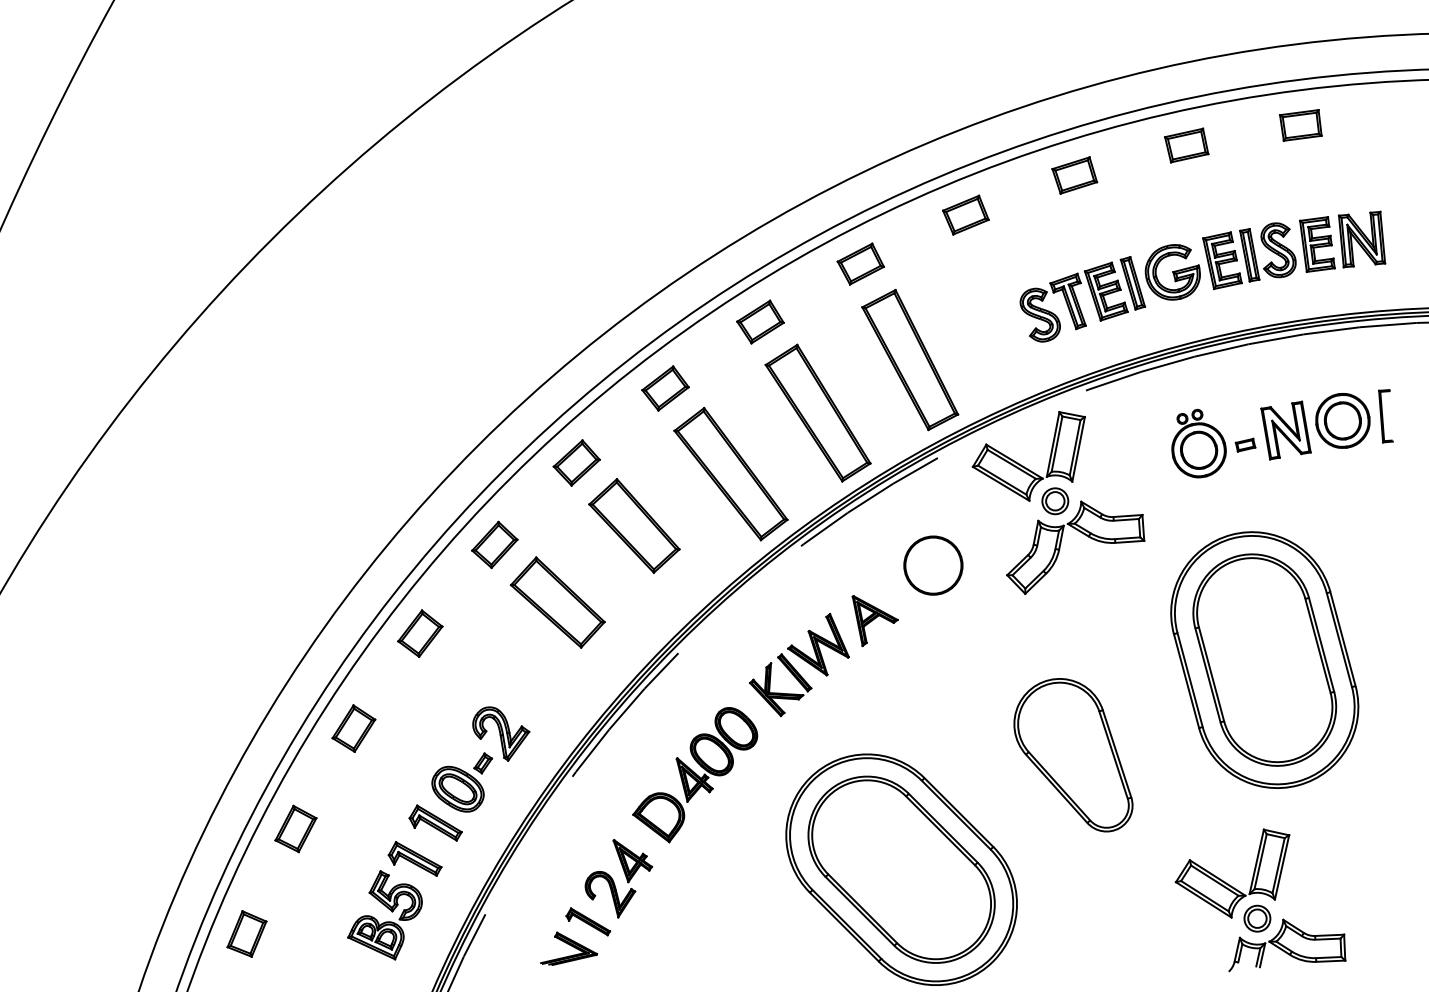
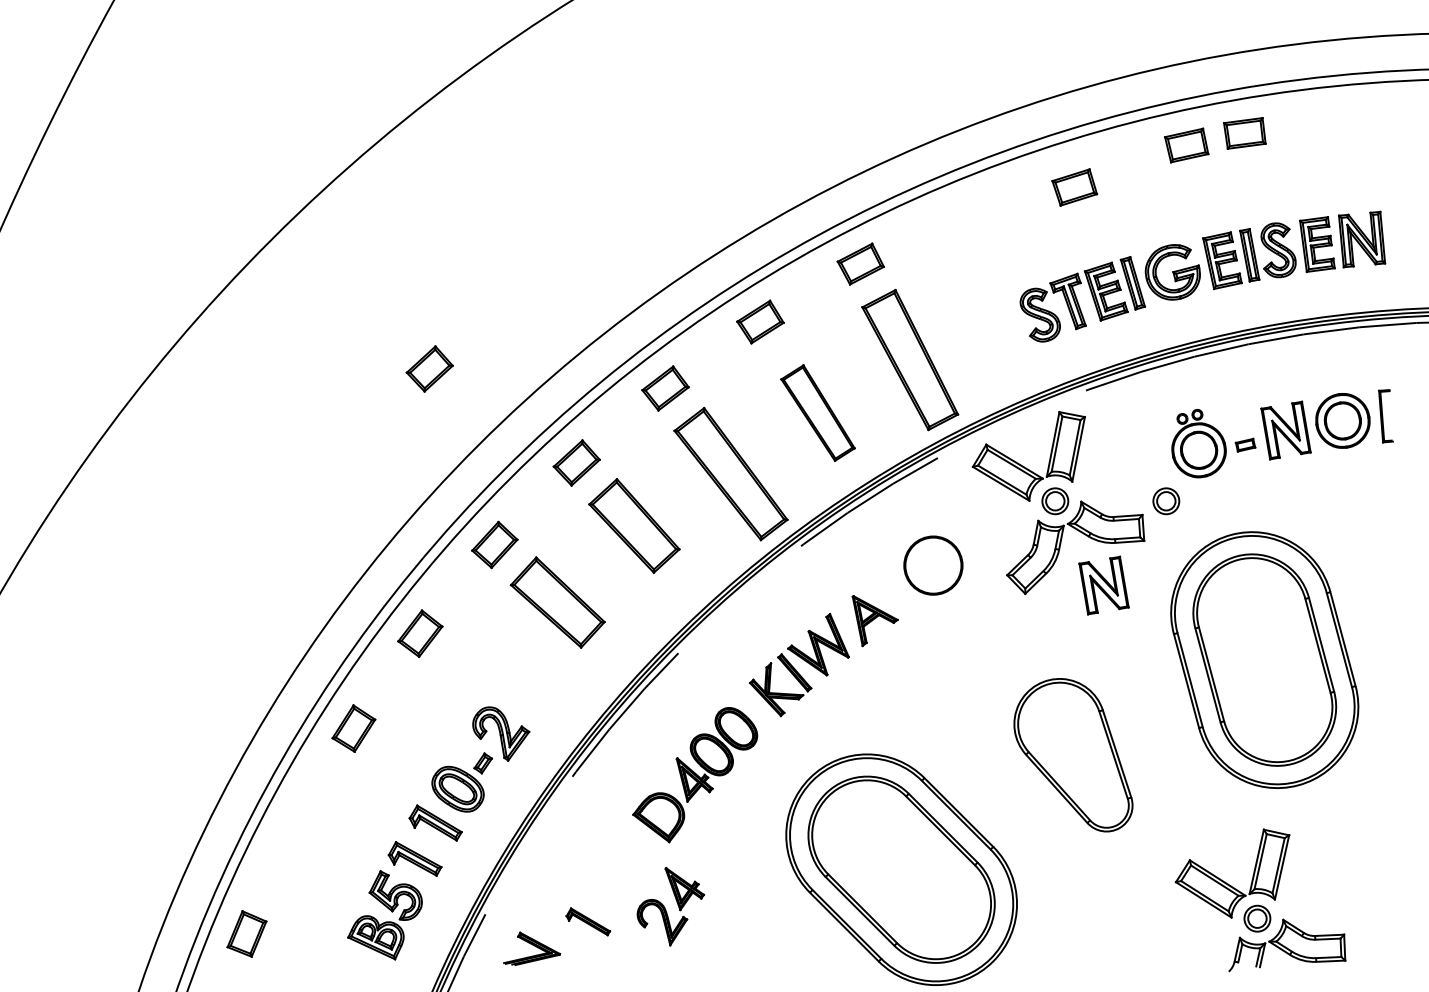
part position: (1300, 125) -> (1244, 133) (1244, 133)
part position: (1074, 175) -> (1074, 187) (1074, 187)
part: present -> none (965, 214)
part: none -> present (429, 368)
part size: 108x140 px -> 76x98 px (817, 412)
part: none -> present (1166, 501)
part: none -> present (1103, 585)
part: present -> none (295, 828)
part position: (618, 878) -> (670, 906) (670, 906)
part position: (569, 948) -> (532, 948) (532, 948)
